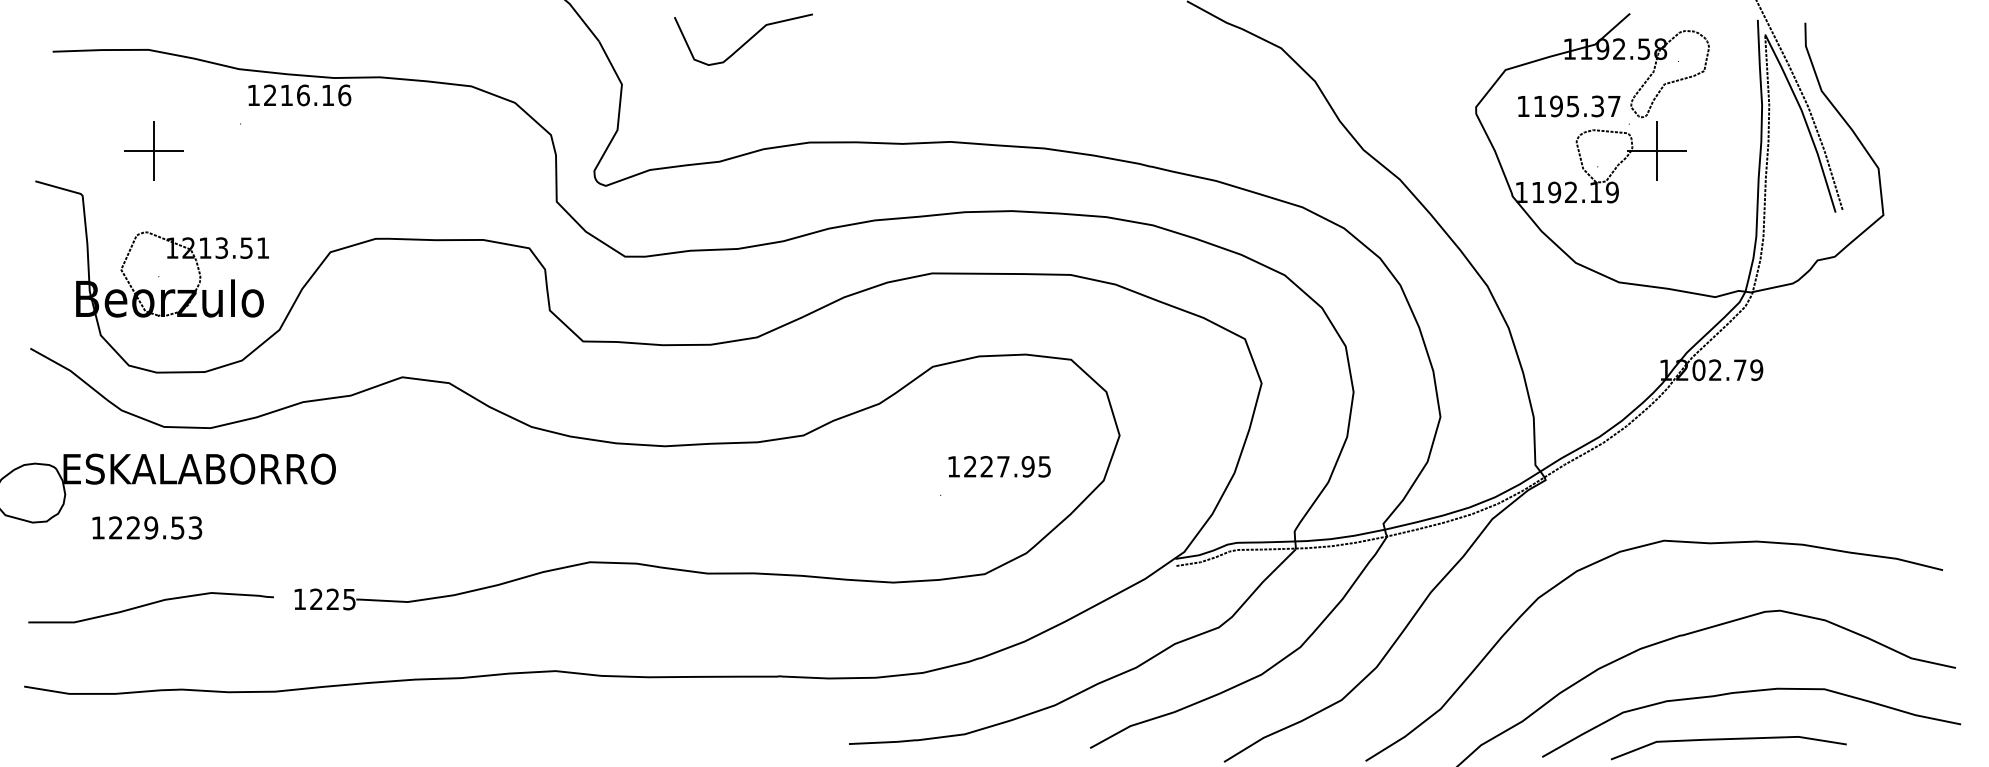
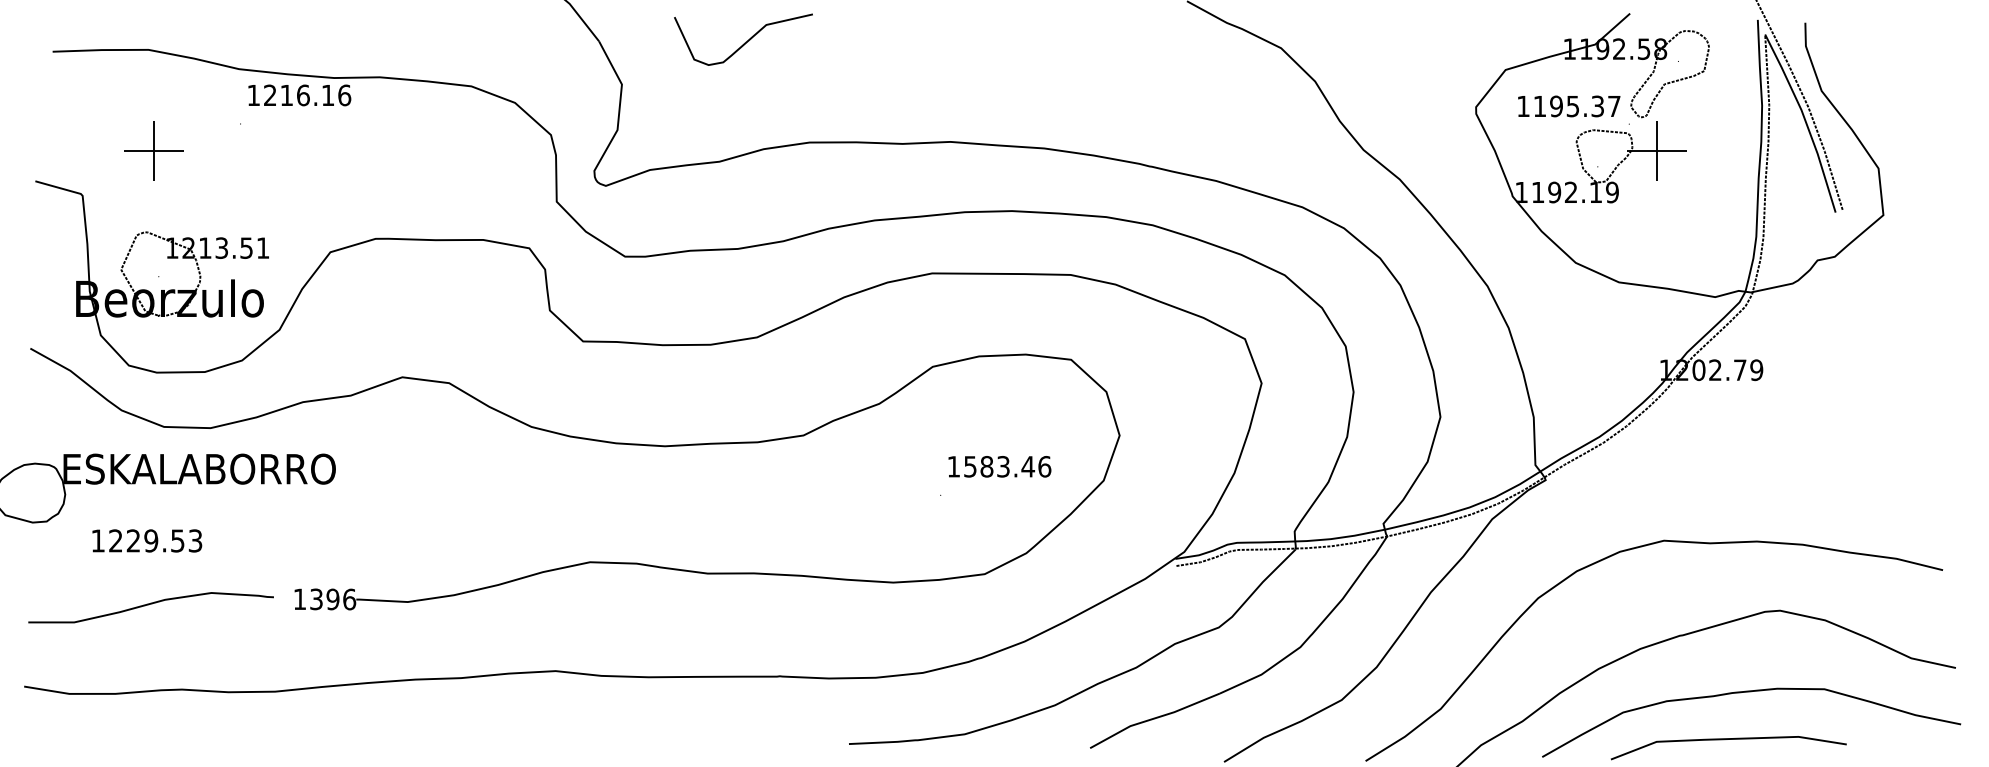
text: 1227.95 -> 1583.46 (1007, 466)
text position: (147, 527) -> (147, 540) (147, 540)
text: 1225 -> 1396 (333, 599)
